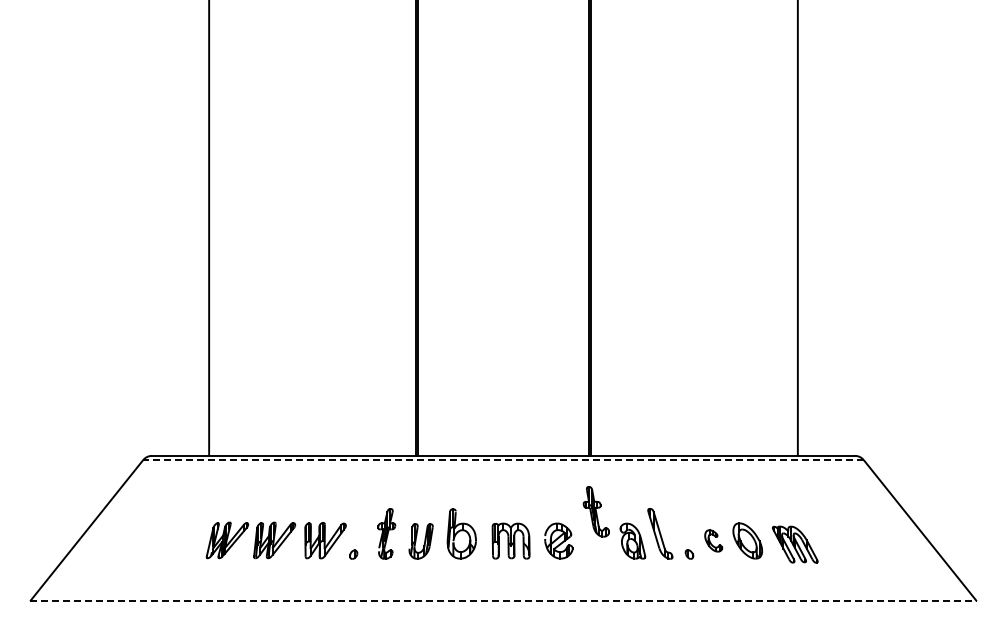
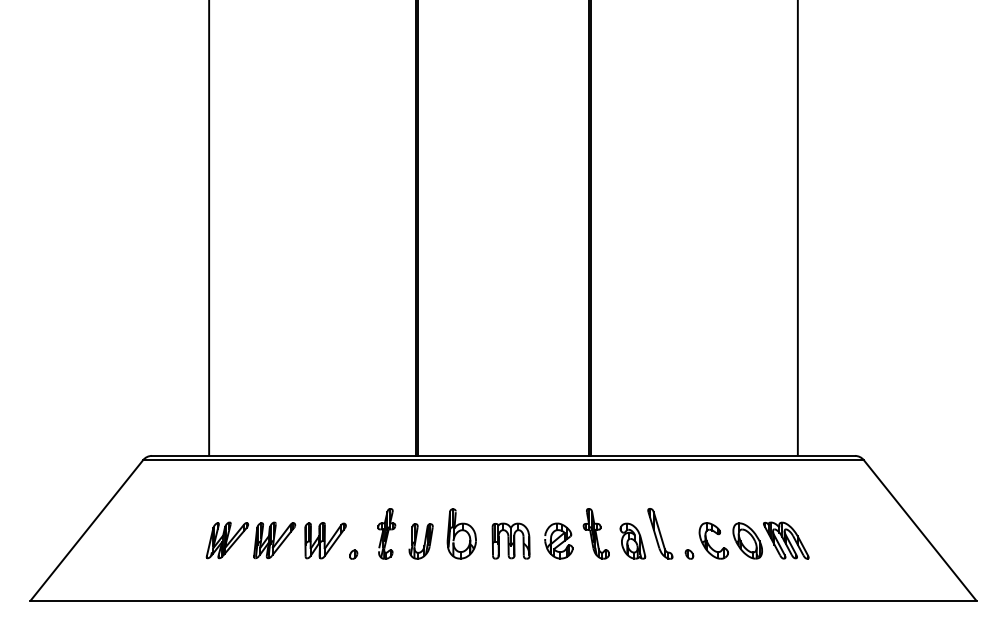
line: dashed -> solid (503, 460)
part position: (595, 511) -> (595, 533) (595, 533)
part size: 20x24 px -> 31x38 px (713, 540)
part position: (795, 544) -> (786, 540) (786, 540)
line: dashed -> solid (504, 601)
